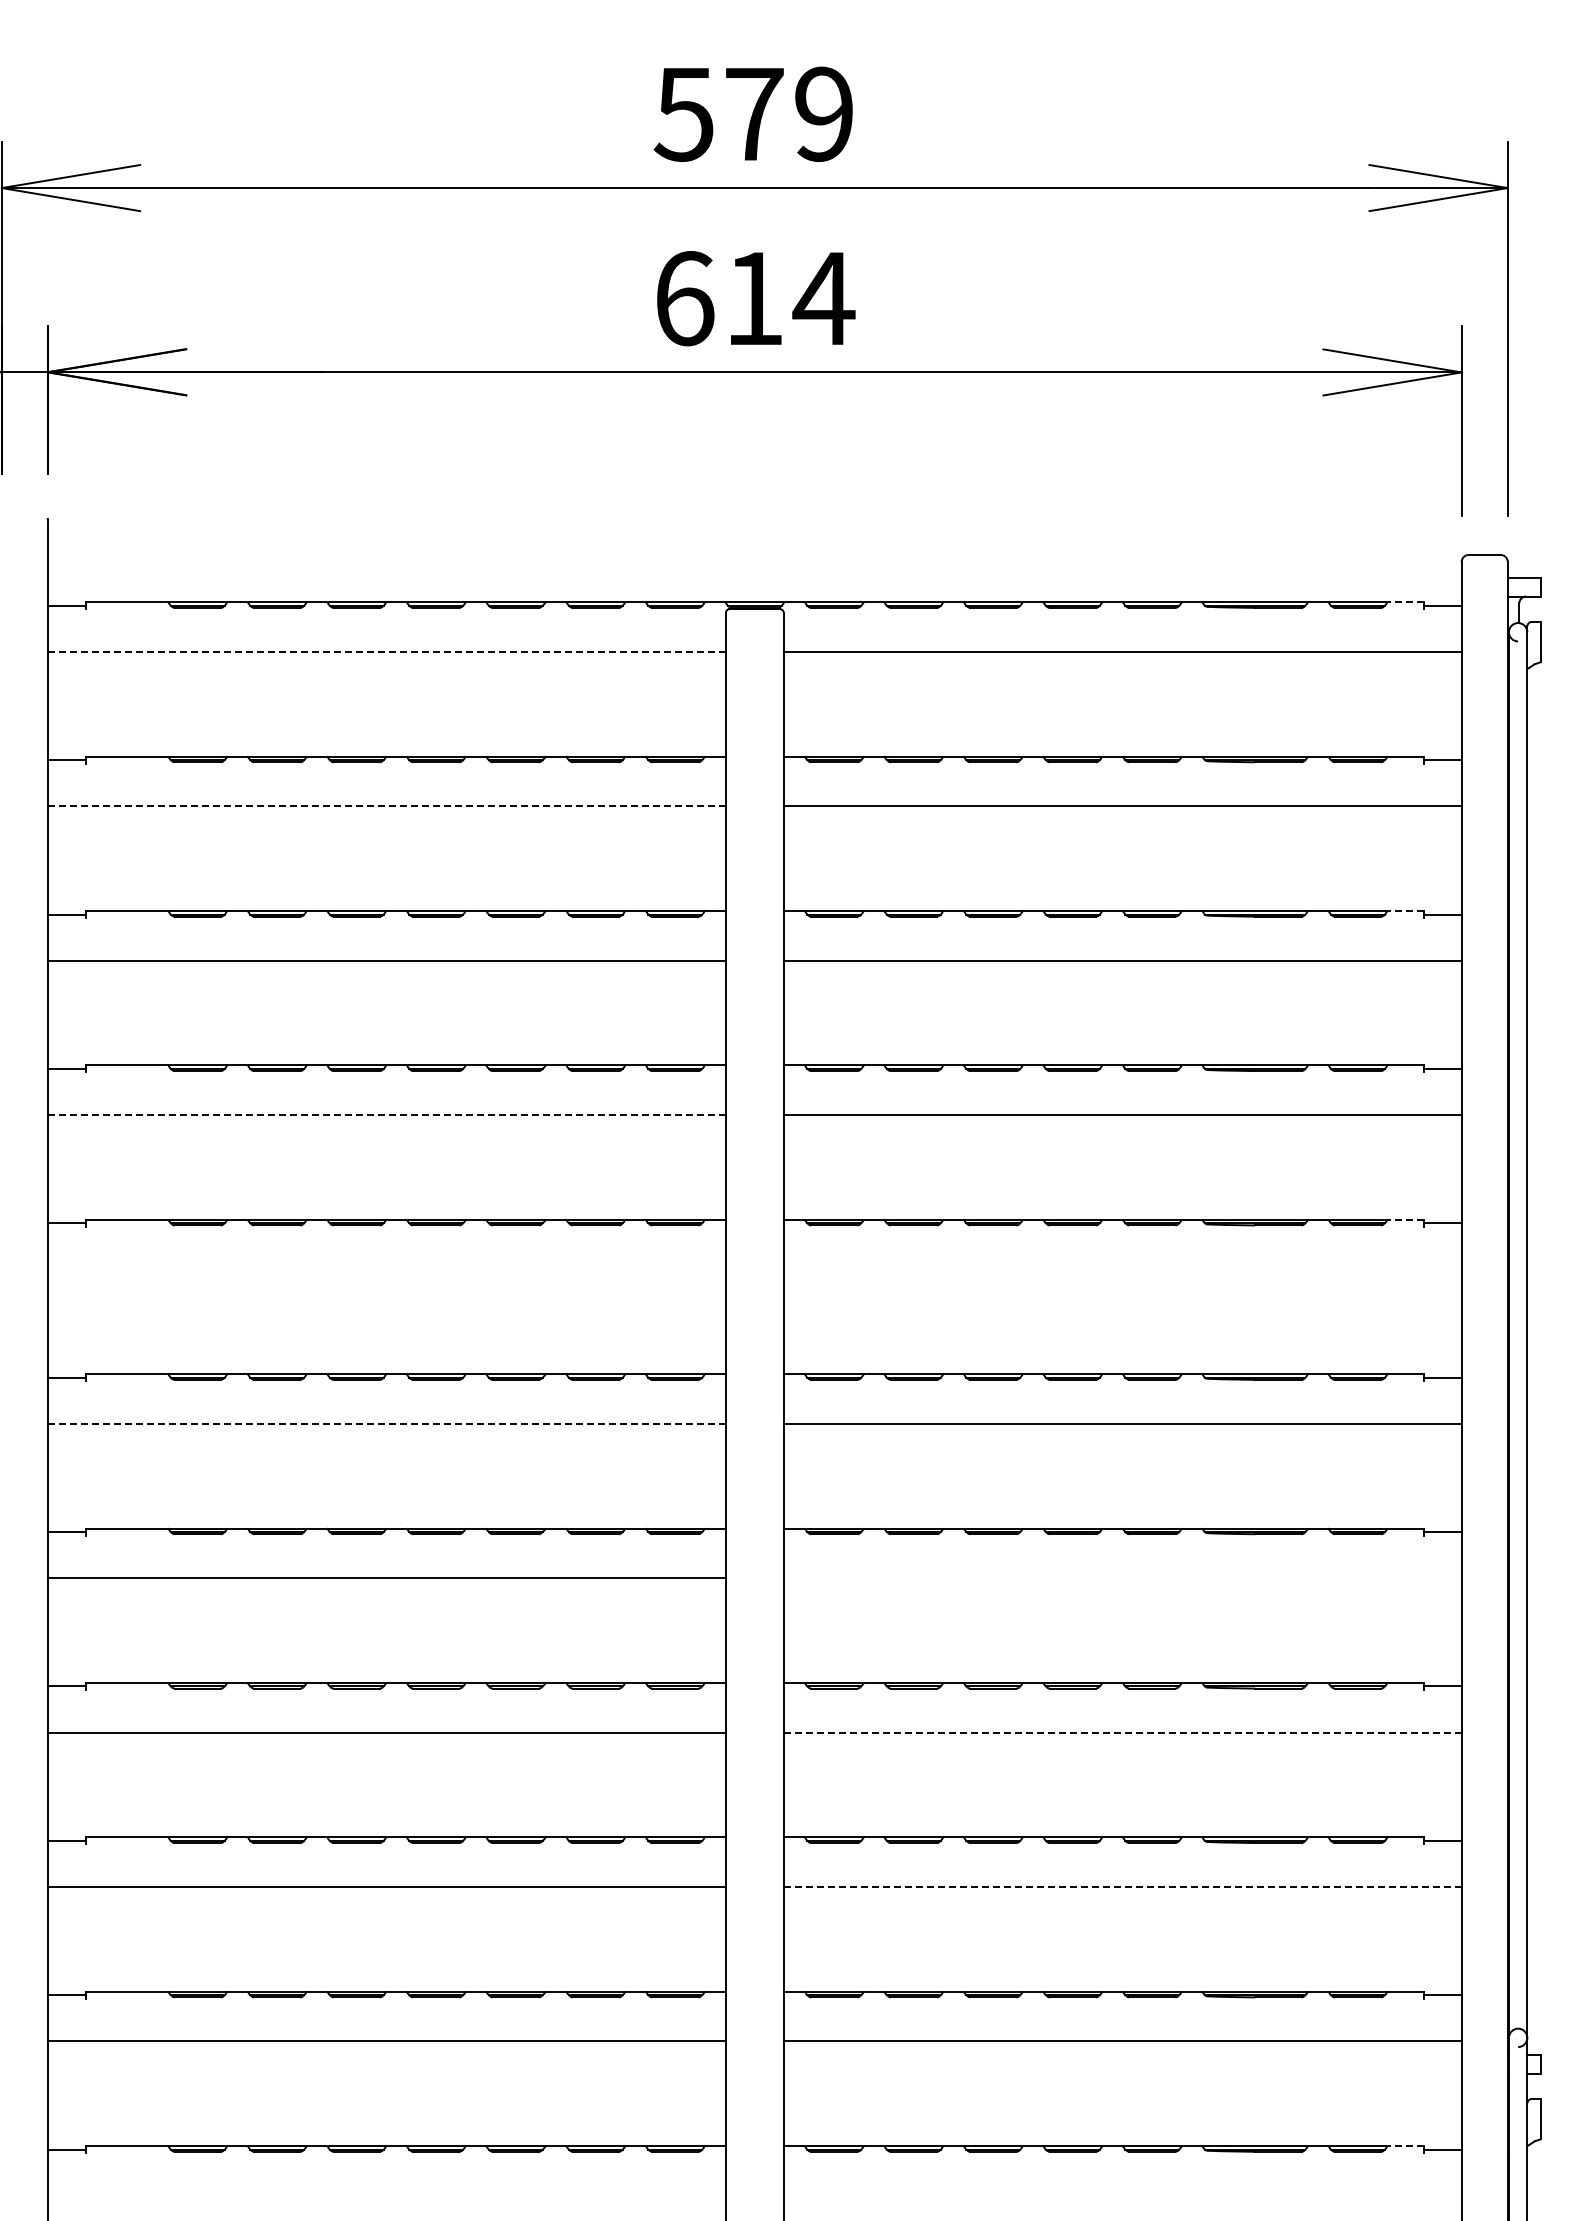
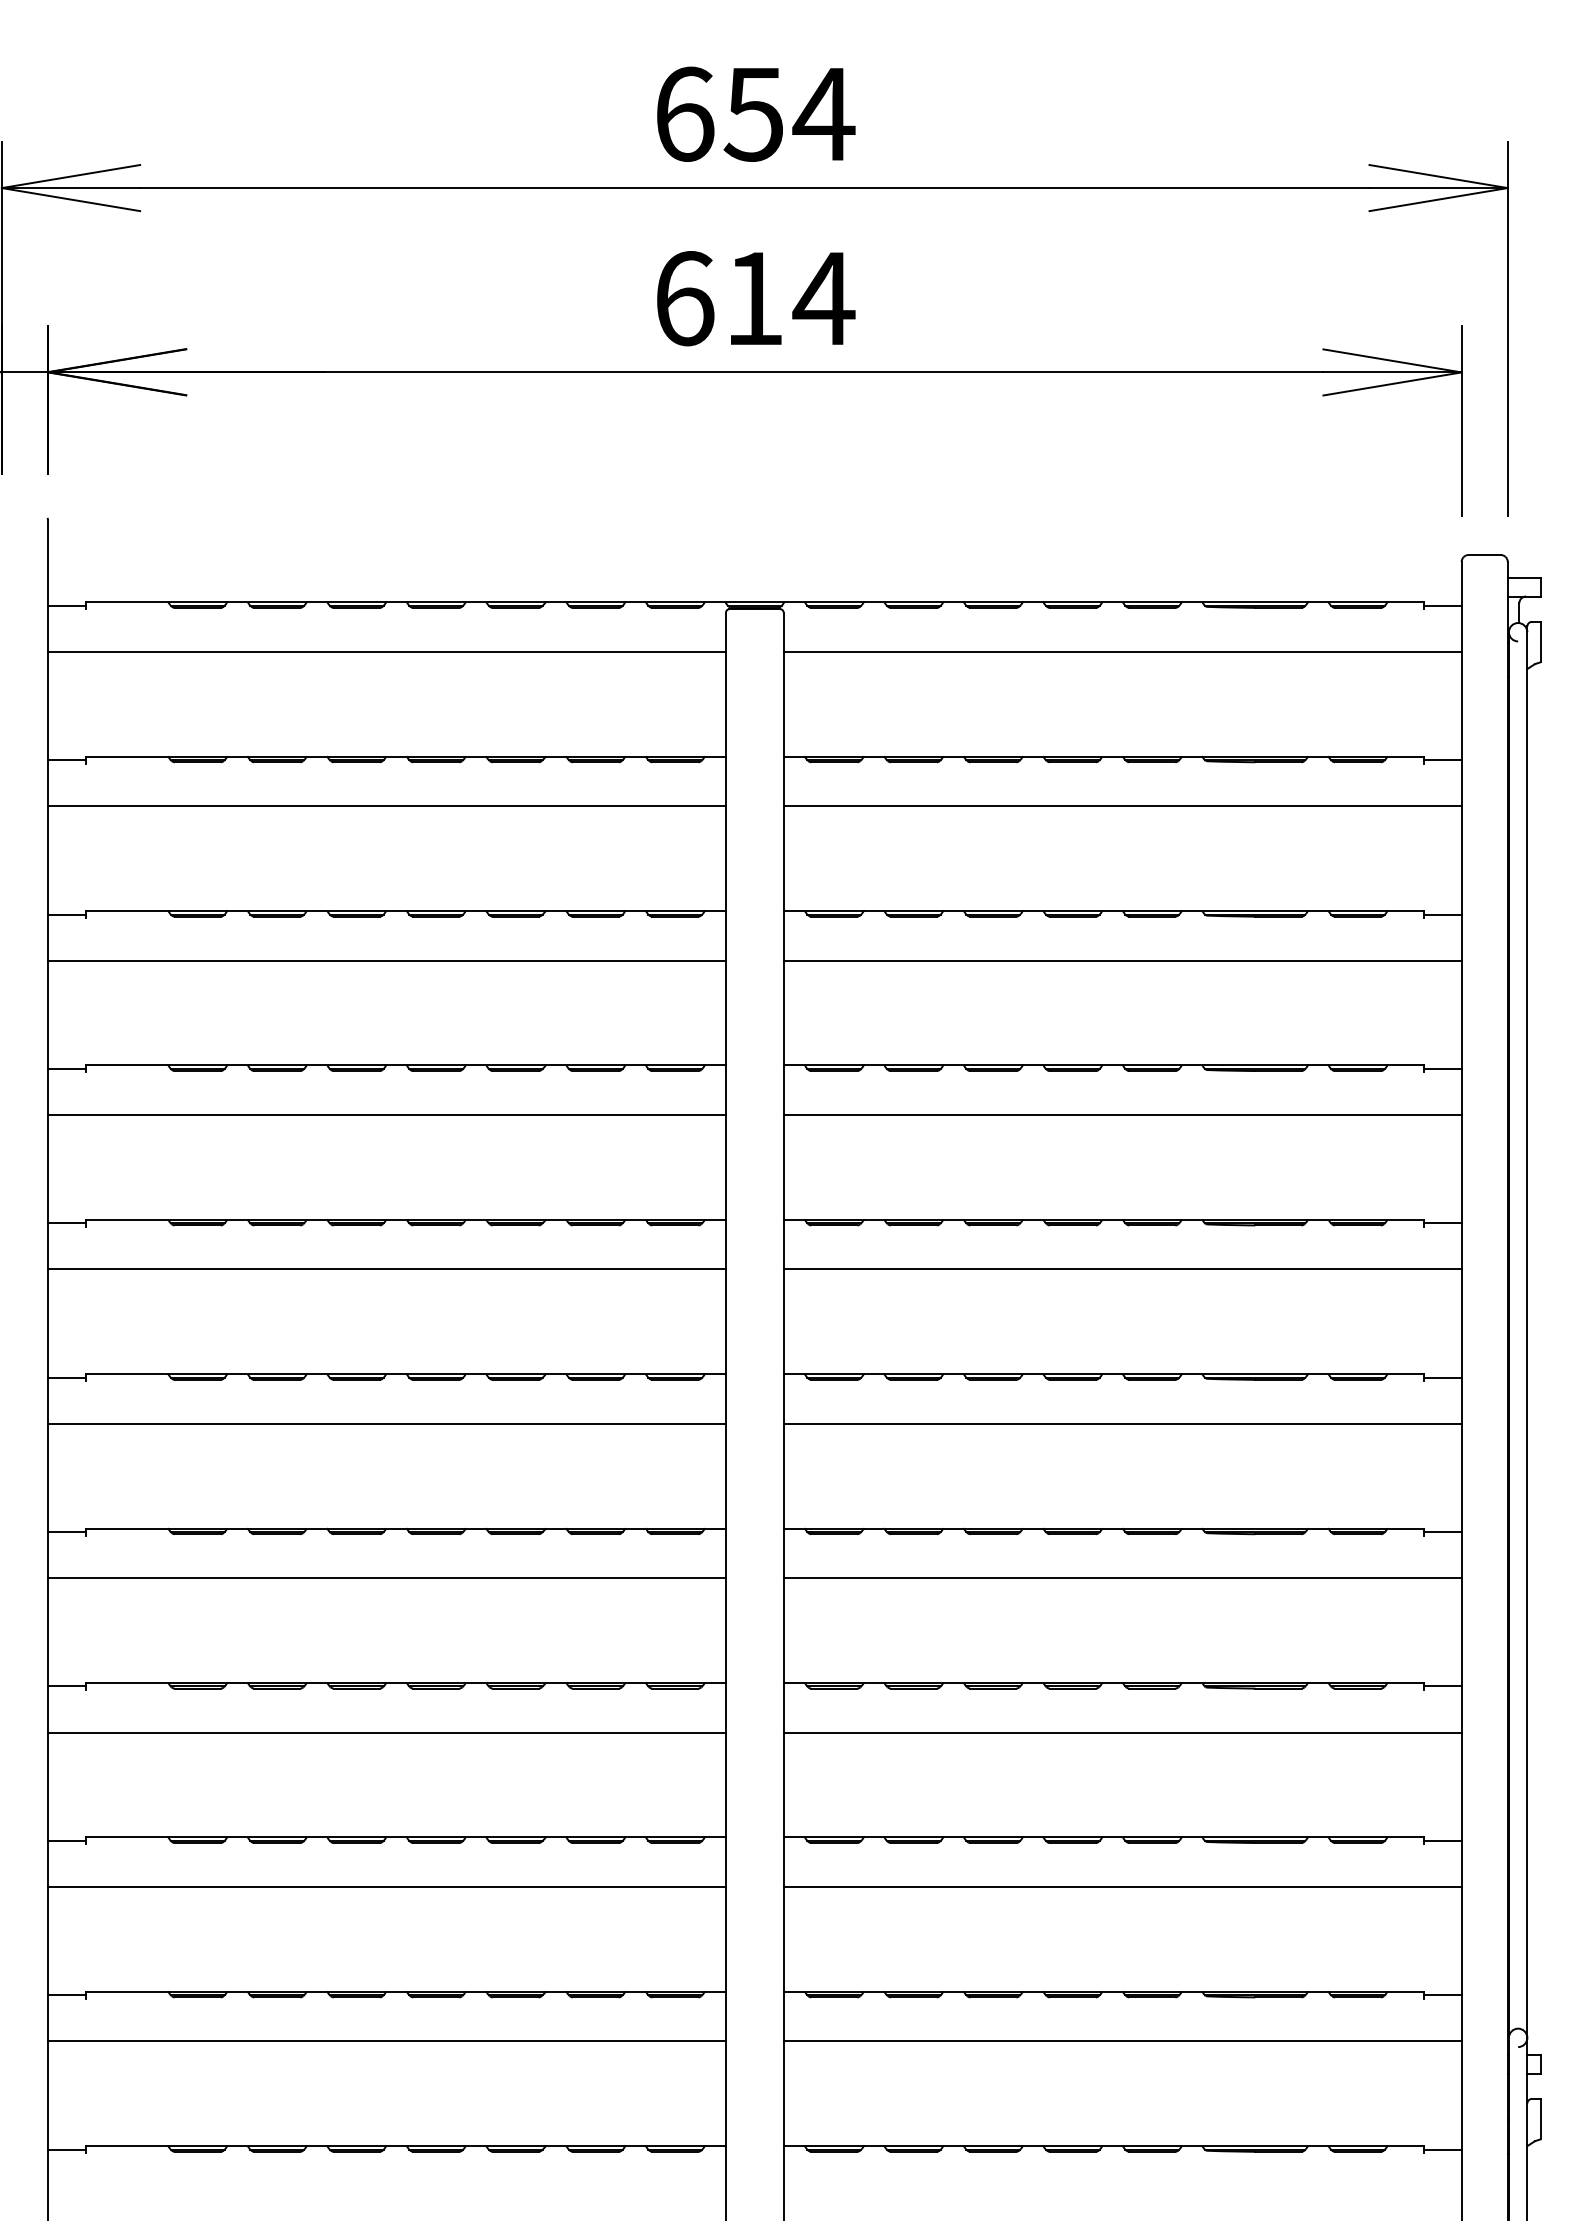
text: 579 -> 654 (754, 113)
line: dashed -> solid (1405, 602)
line: dashed -> solid (386, 651)
line: dashed -> solid (386, 806)
line: dashed -> solid (1405, 911)
line: dashed -> solid (386, 1115)
line: dashed -> solid (1405, 1219)
line: none -> present (386, 1269)
line: none -> present (1122, 1269)
line: dashed -> solid (386, 1423)
line: none -> present (1122, 1578)
line: dashed -> solid (1122, 1732)
line: dashed -> solid (1122, 1886)
line: dashed -> solid (1405, 2146)
